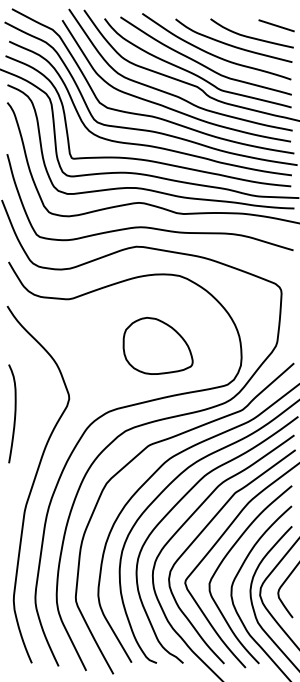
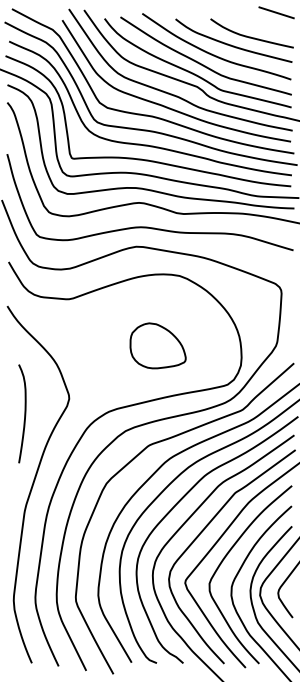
line position: (276, 25) -> (276, 12) (276, 12)
part size: 72x59 px -> 58x48 px (157, 345)
curve position: (14, 413) -> (24, 413) (24, 413)
